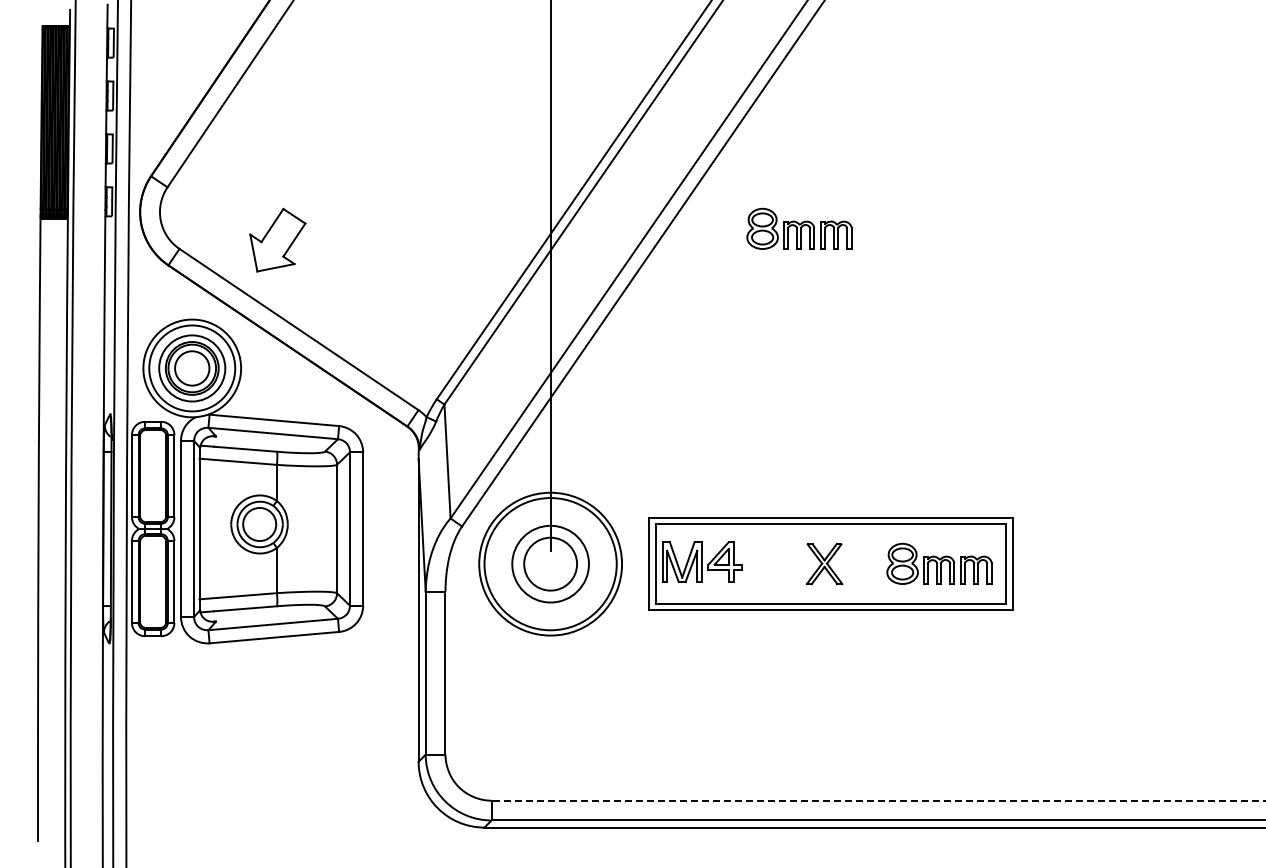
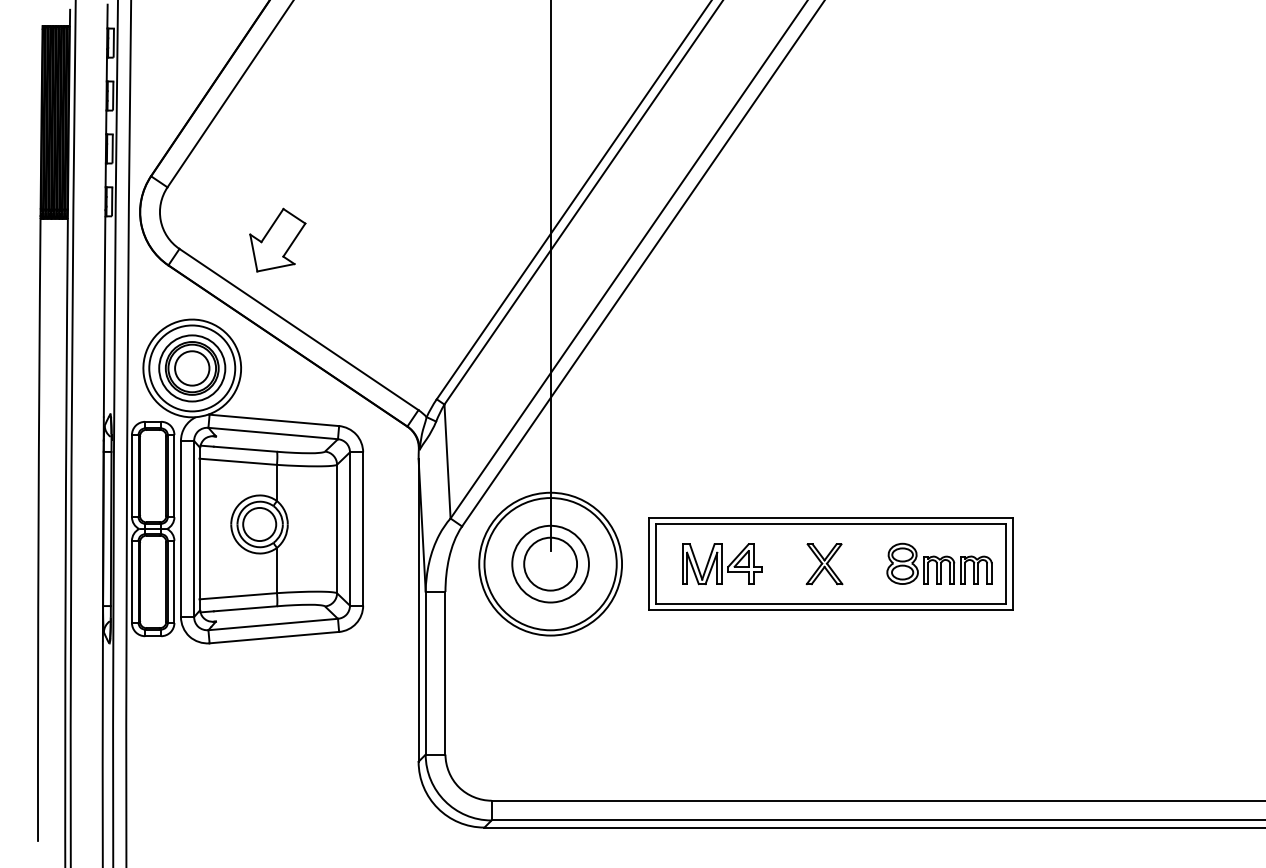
part: present -> none (799, 228)
part position: (702, 562) -> (722, 564) (722, 564)
line: dashed -> solid (878, 800)
